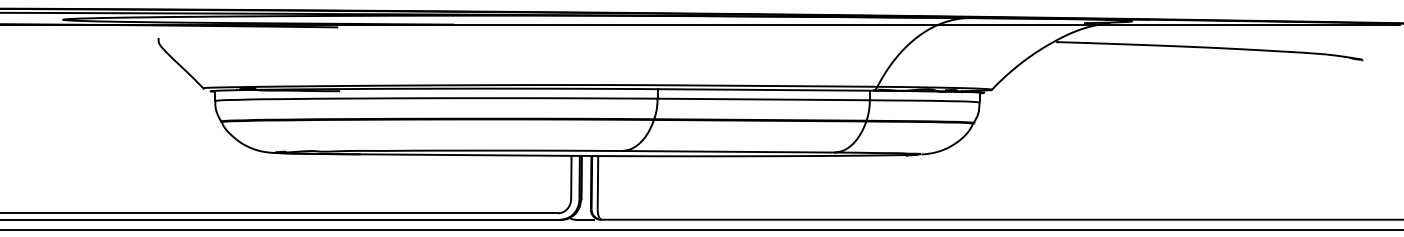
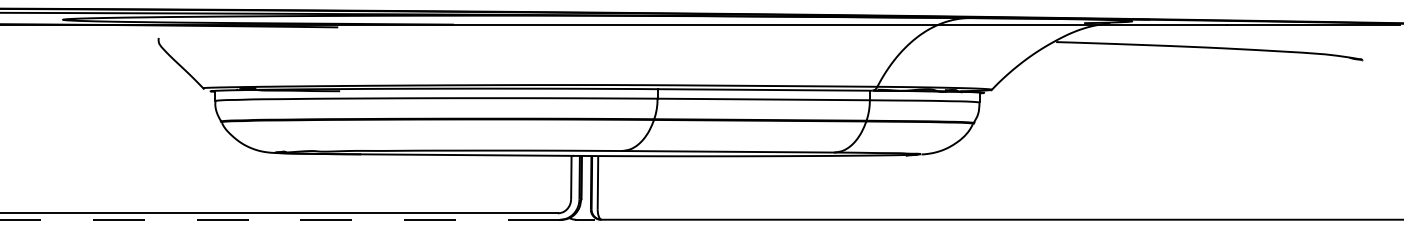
line: solid -> dashed (280, 219)
line: present -> none (701, 229)
